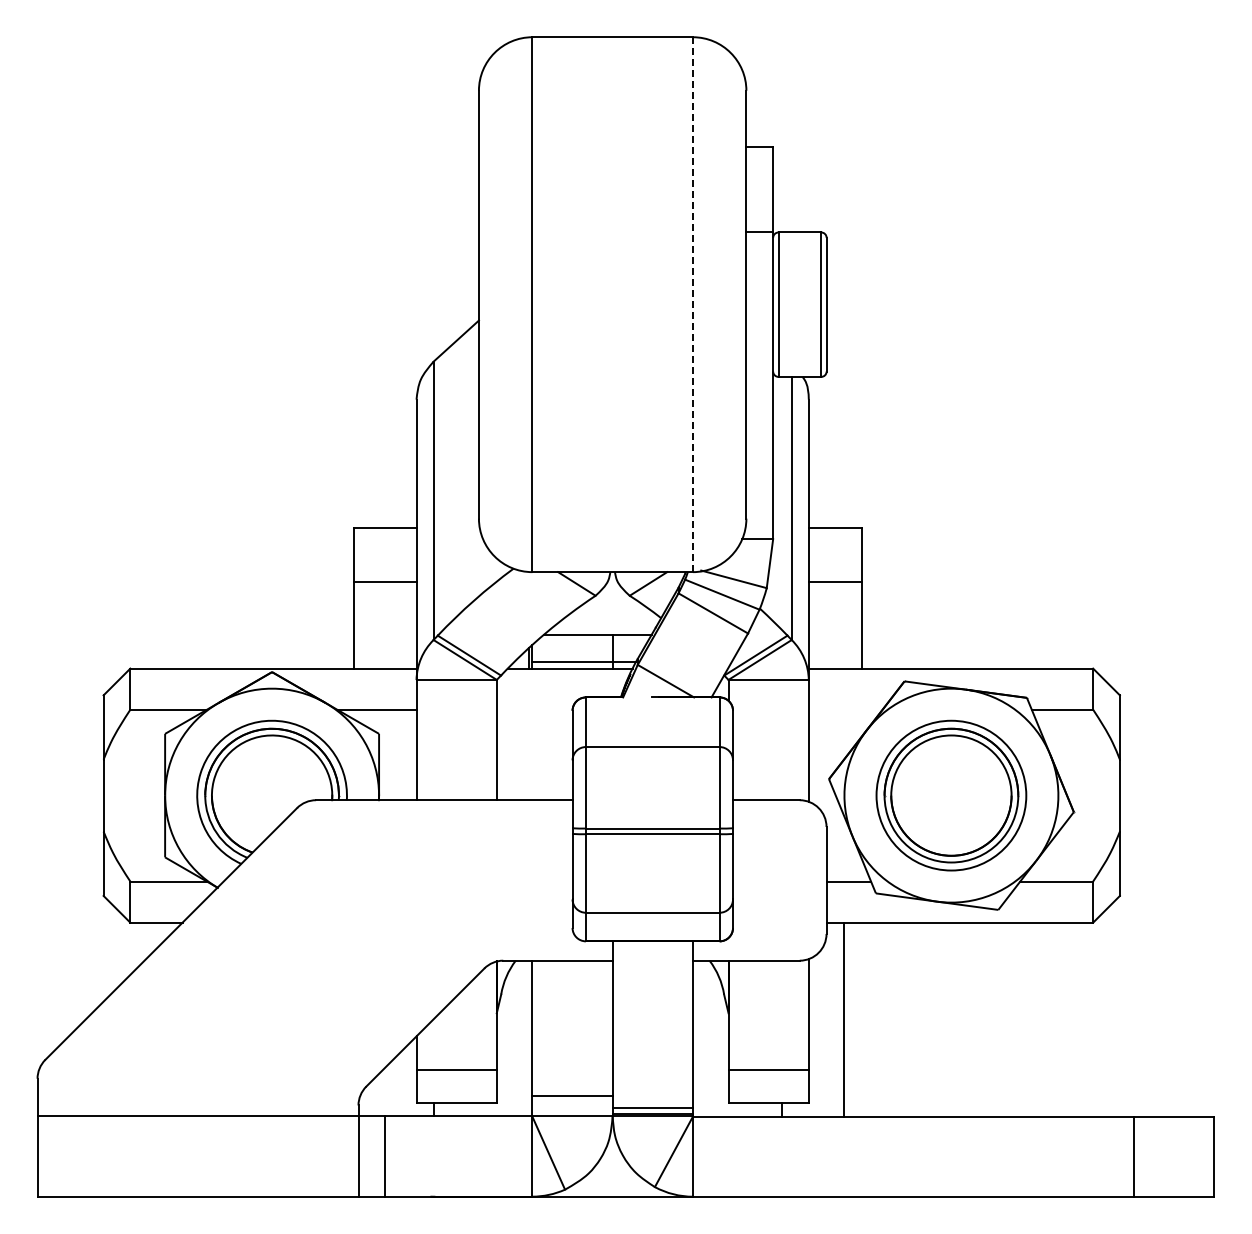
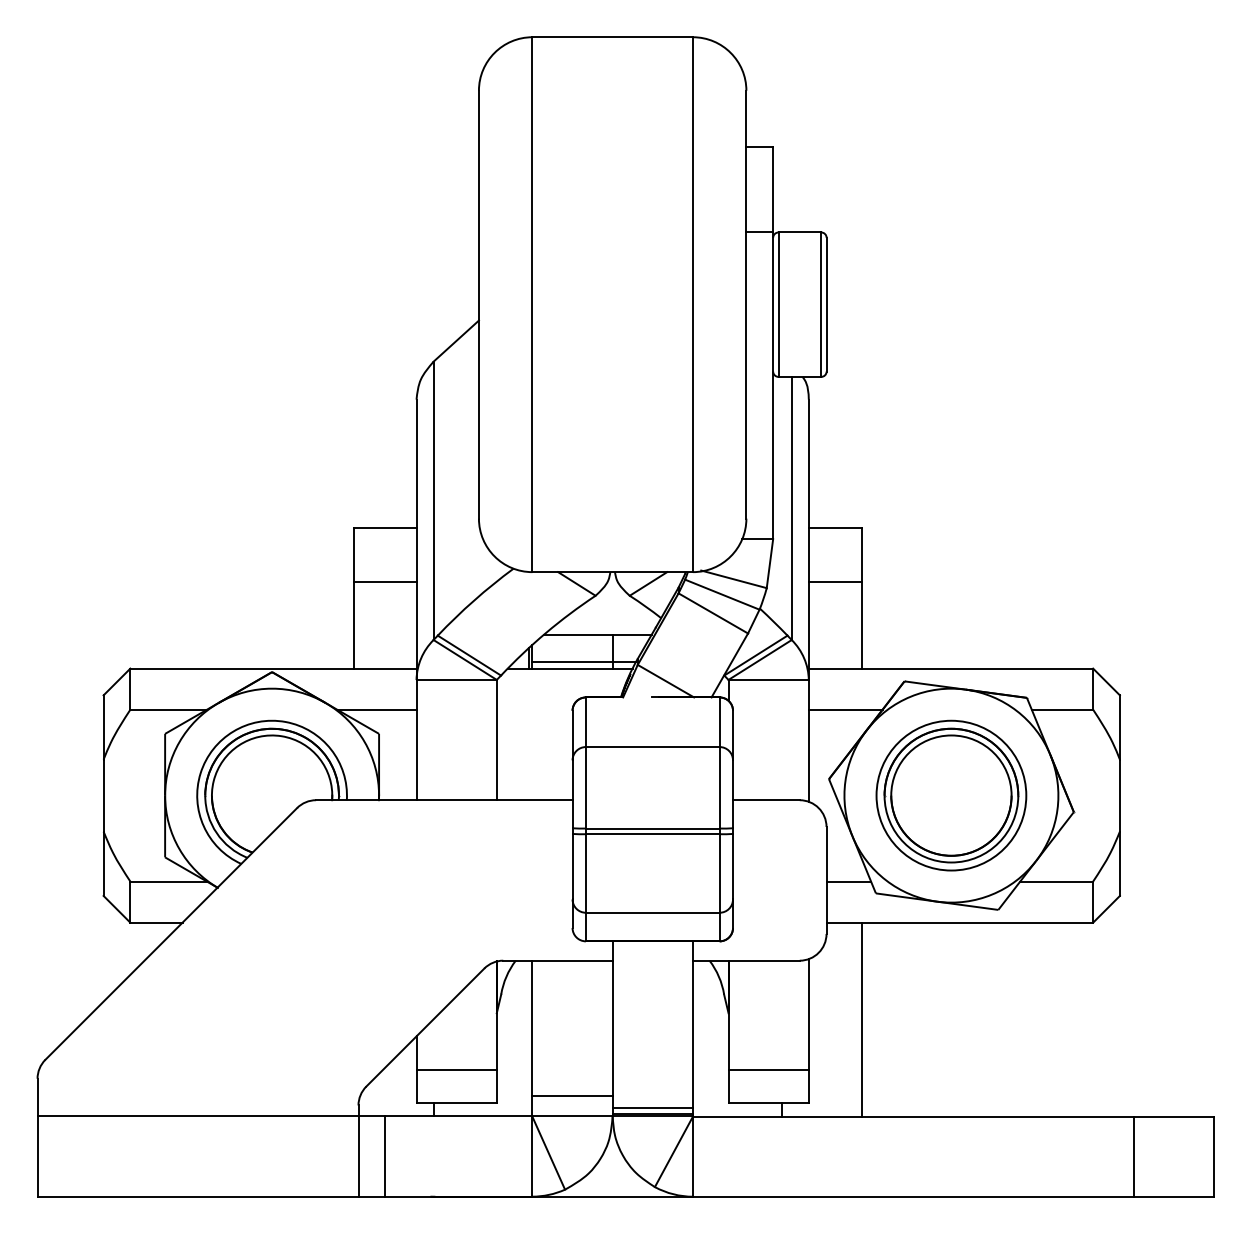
line: dashed -> solid (692, 304)
line: none -> present (845, 709)
line position: (844, 1019) -> (862, 1019) (862, 1019)
